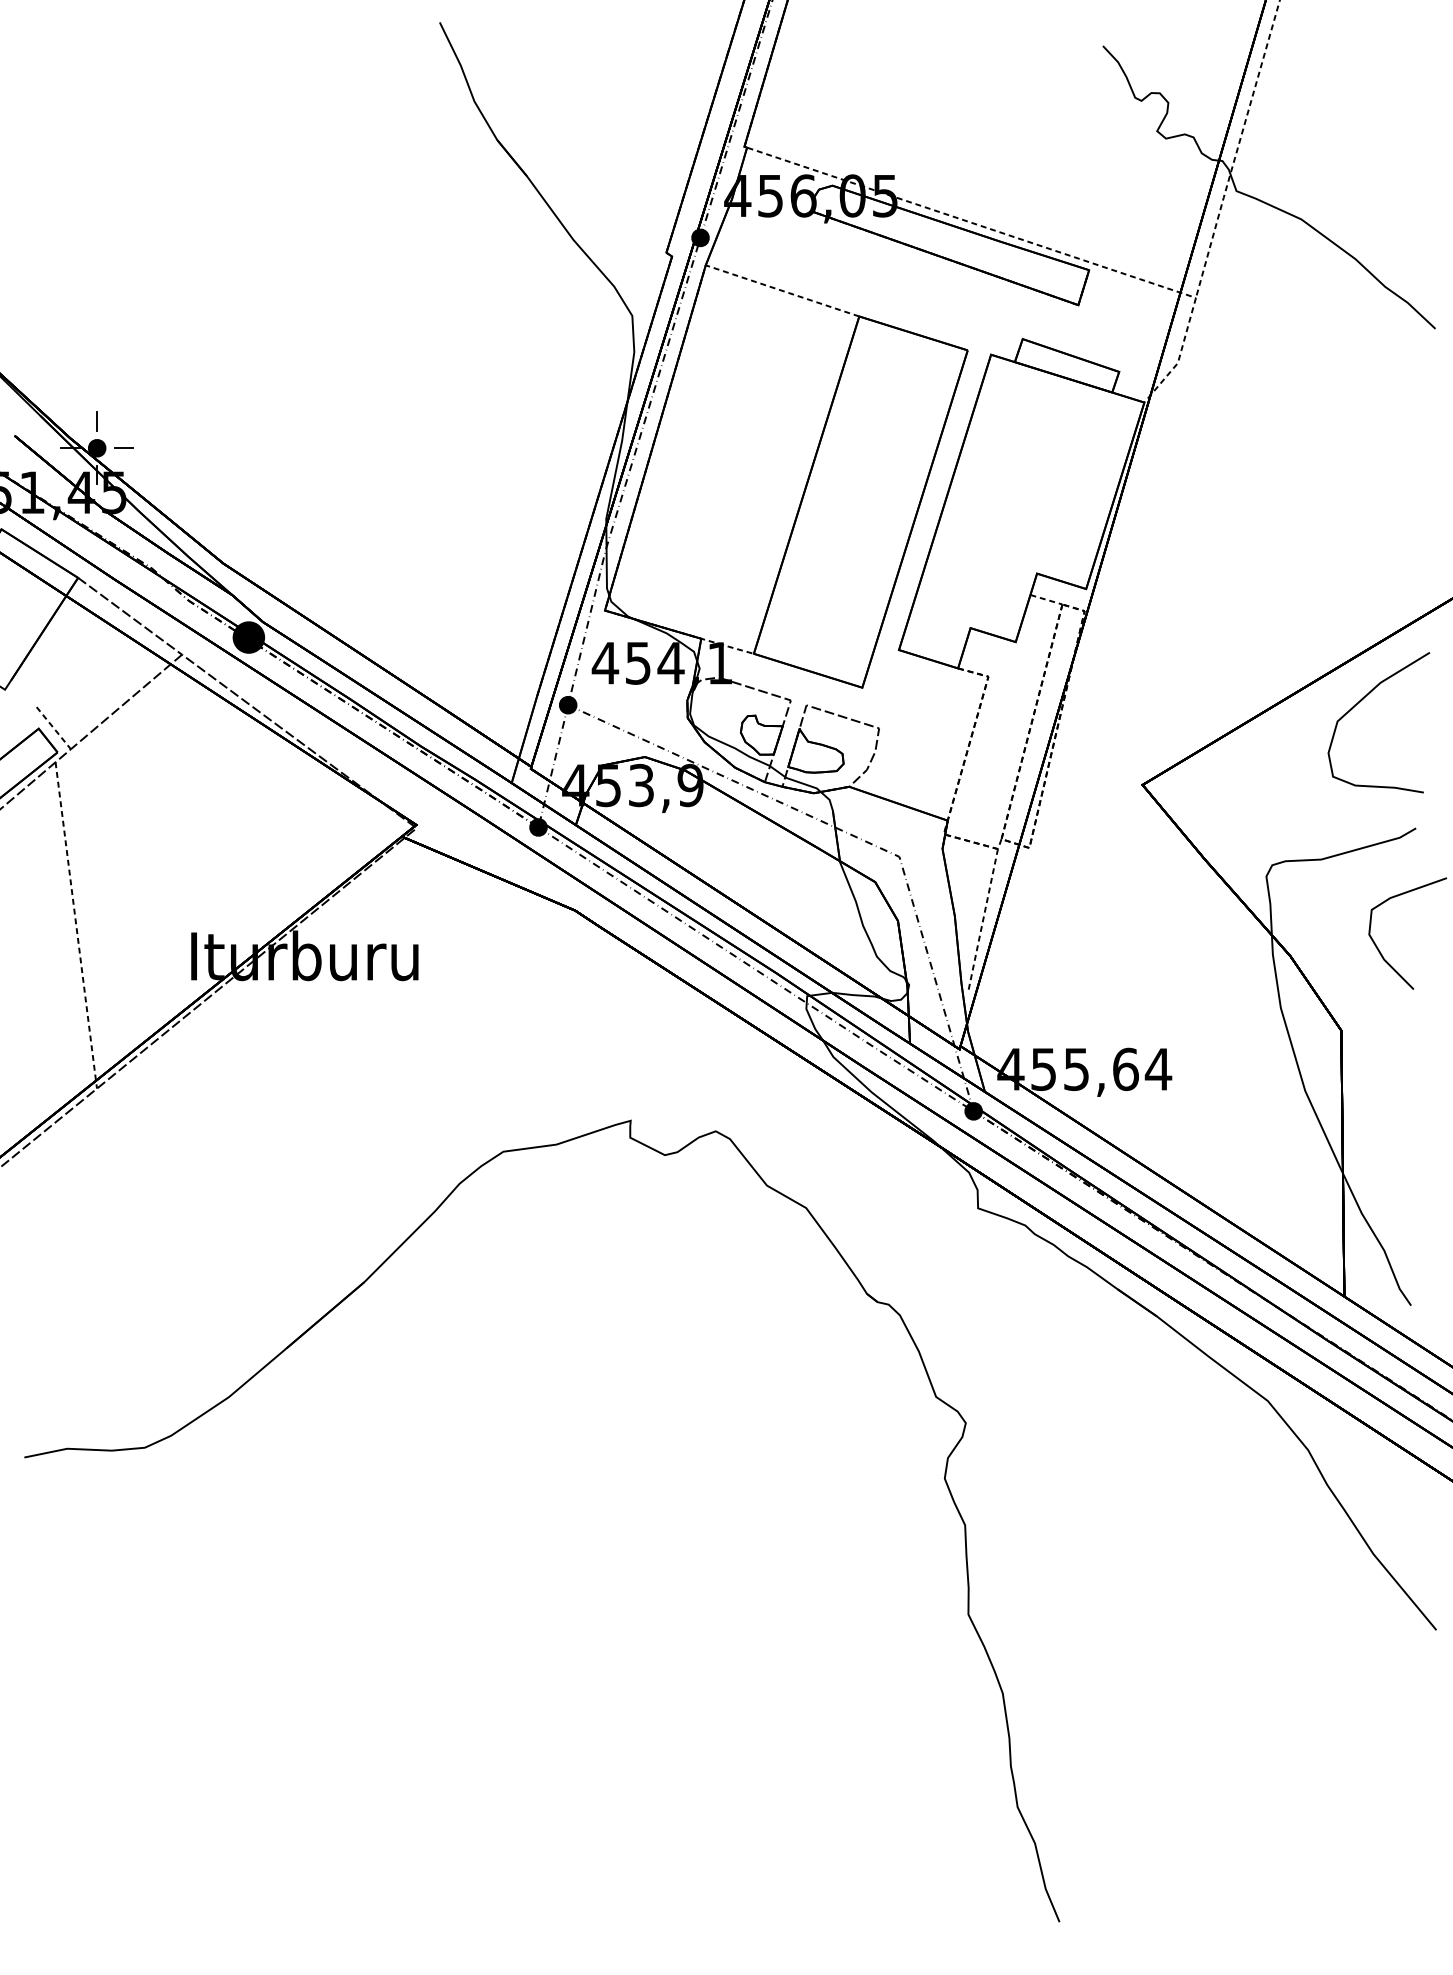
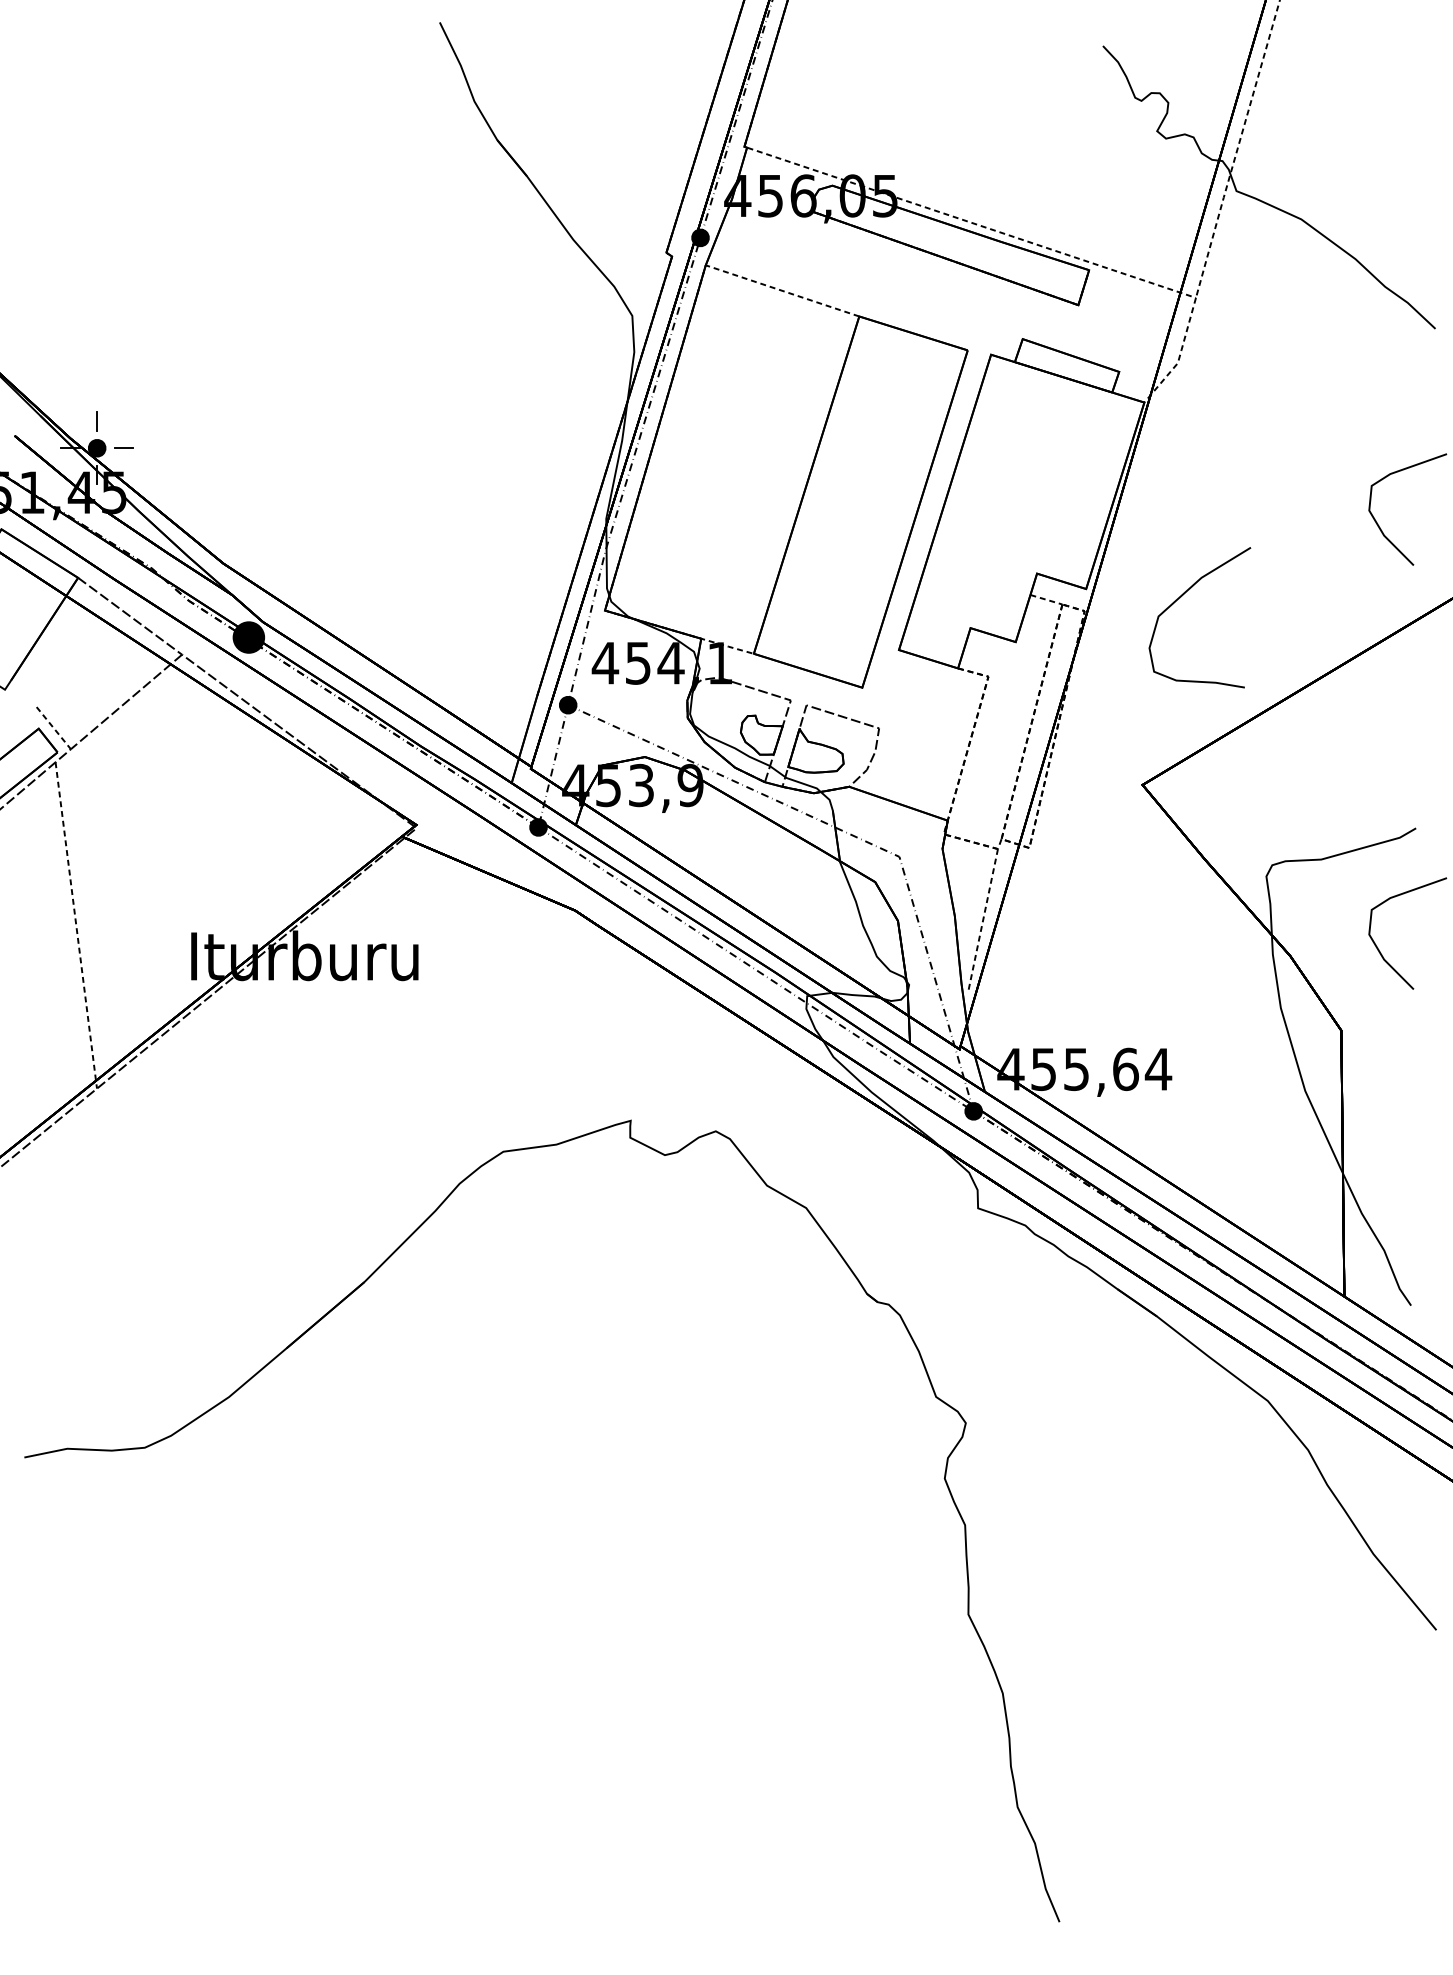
curve: none -> present (1379, 525)
curve position: (1359, 703) -> (1180, 598) (1180, 598)
